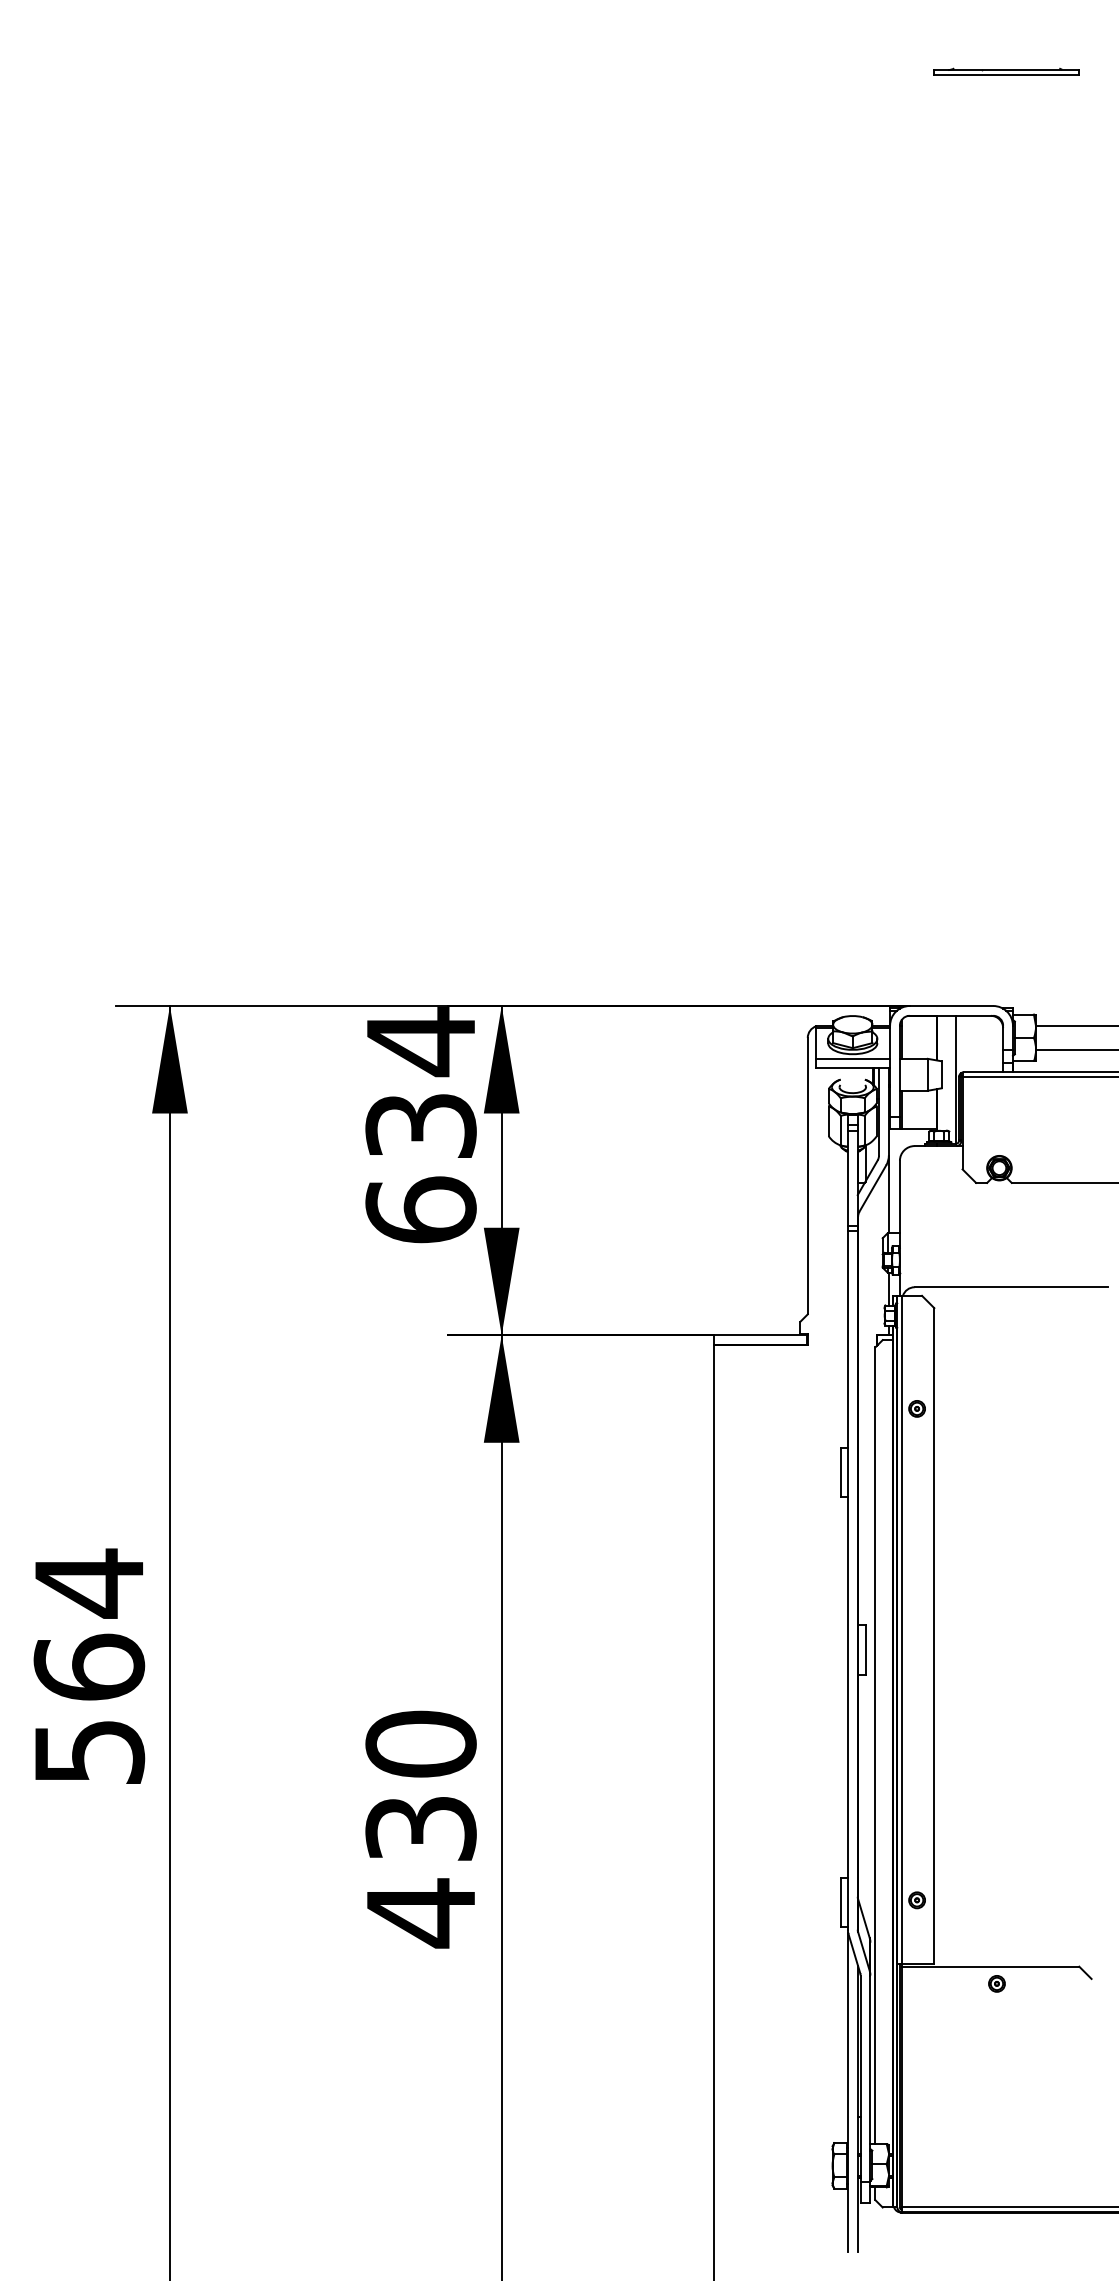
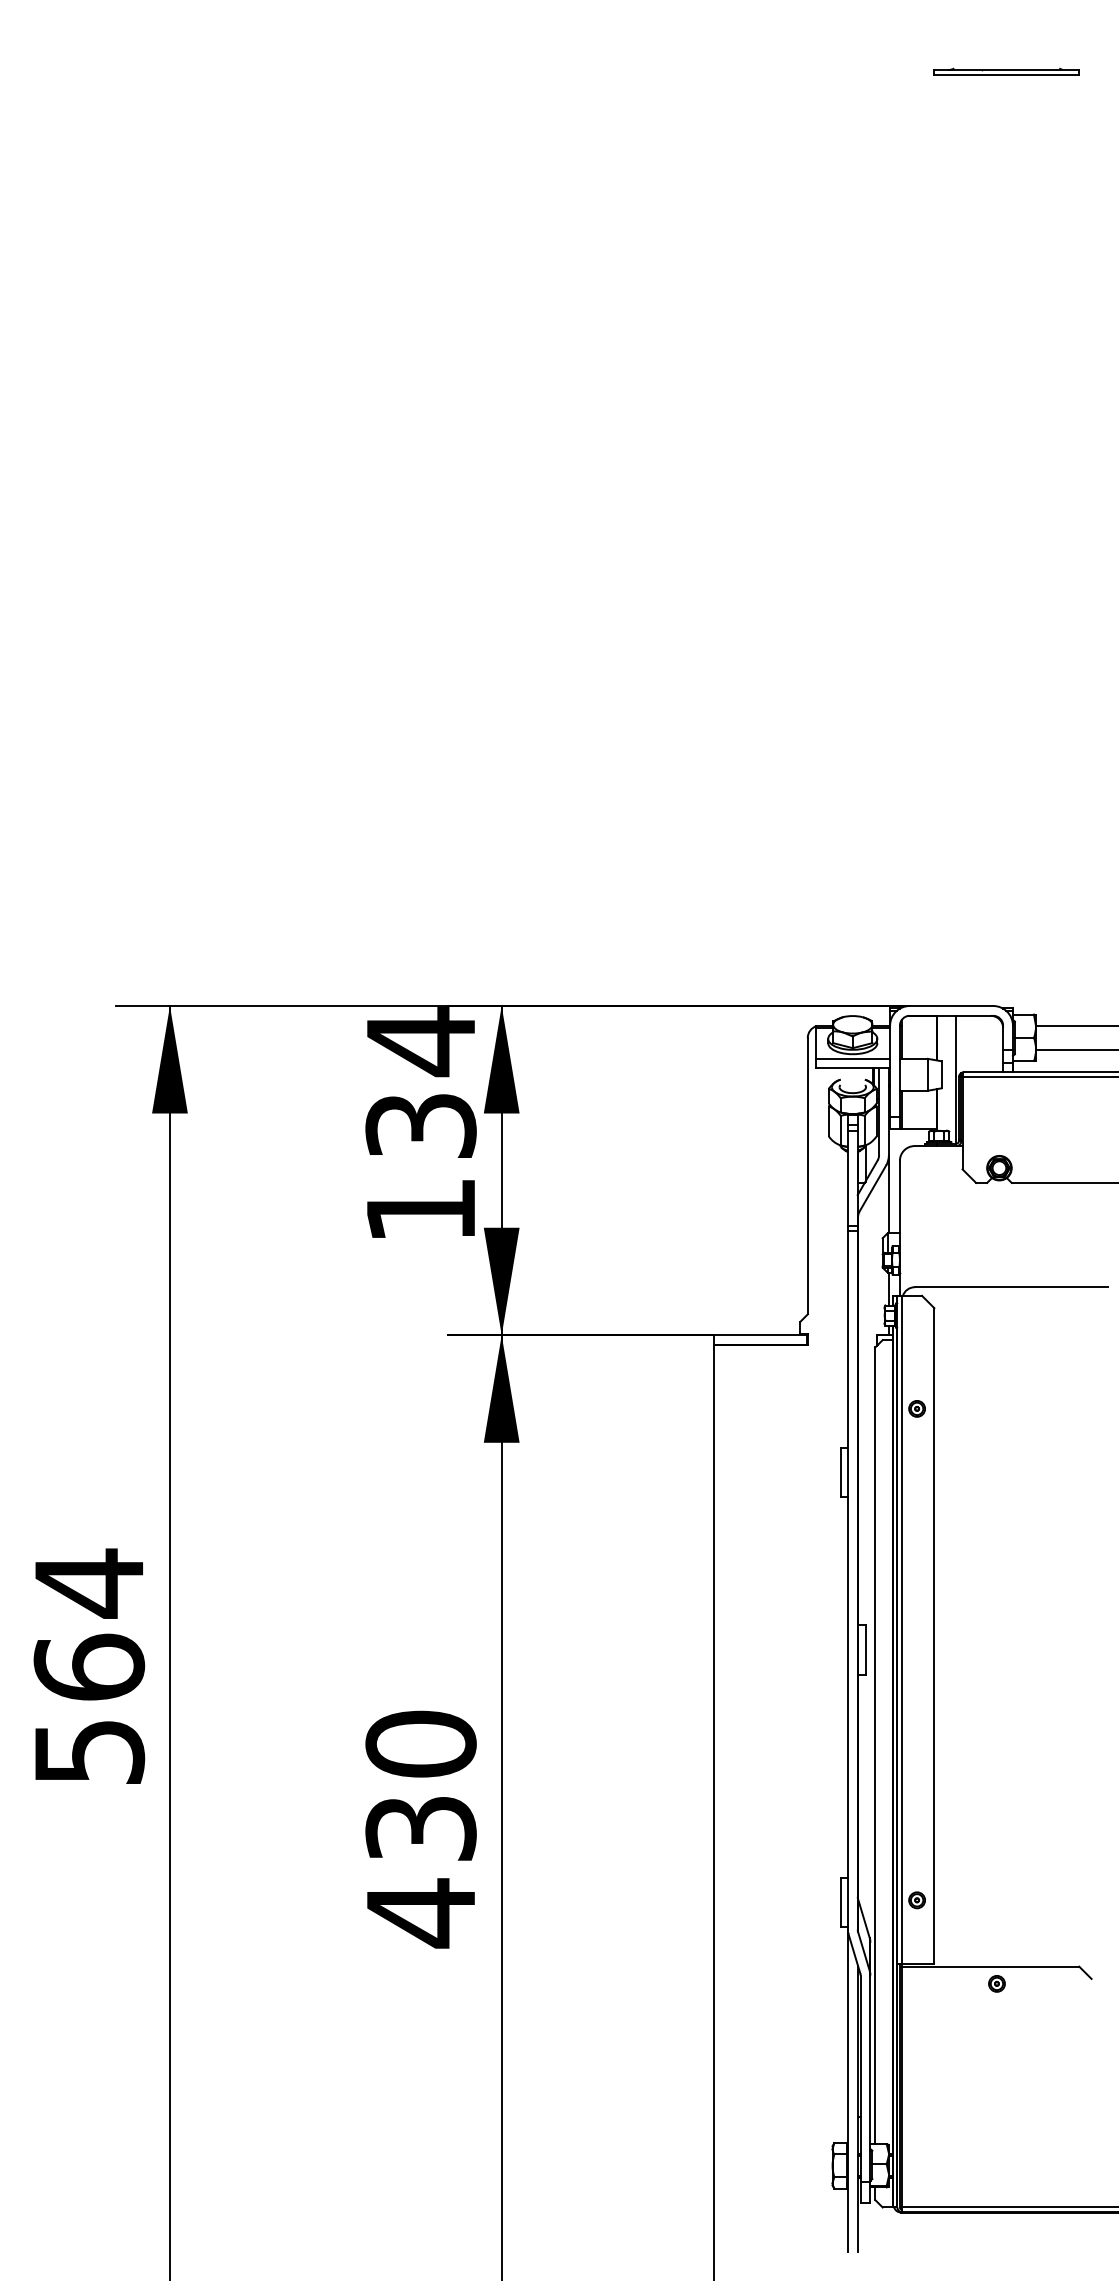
text: 634 -> 134 (420, 1209)
